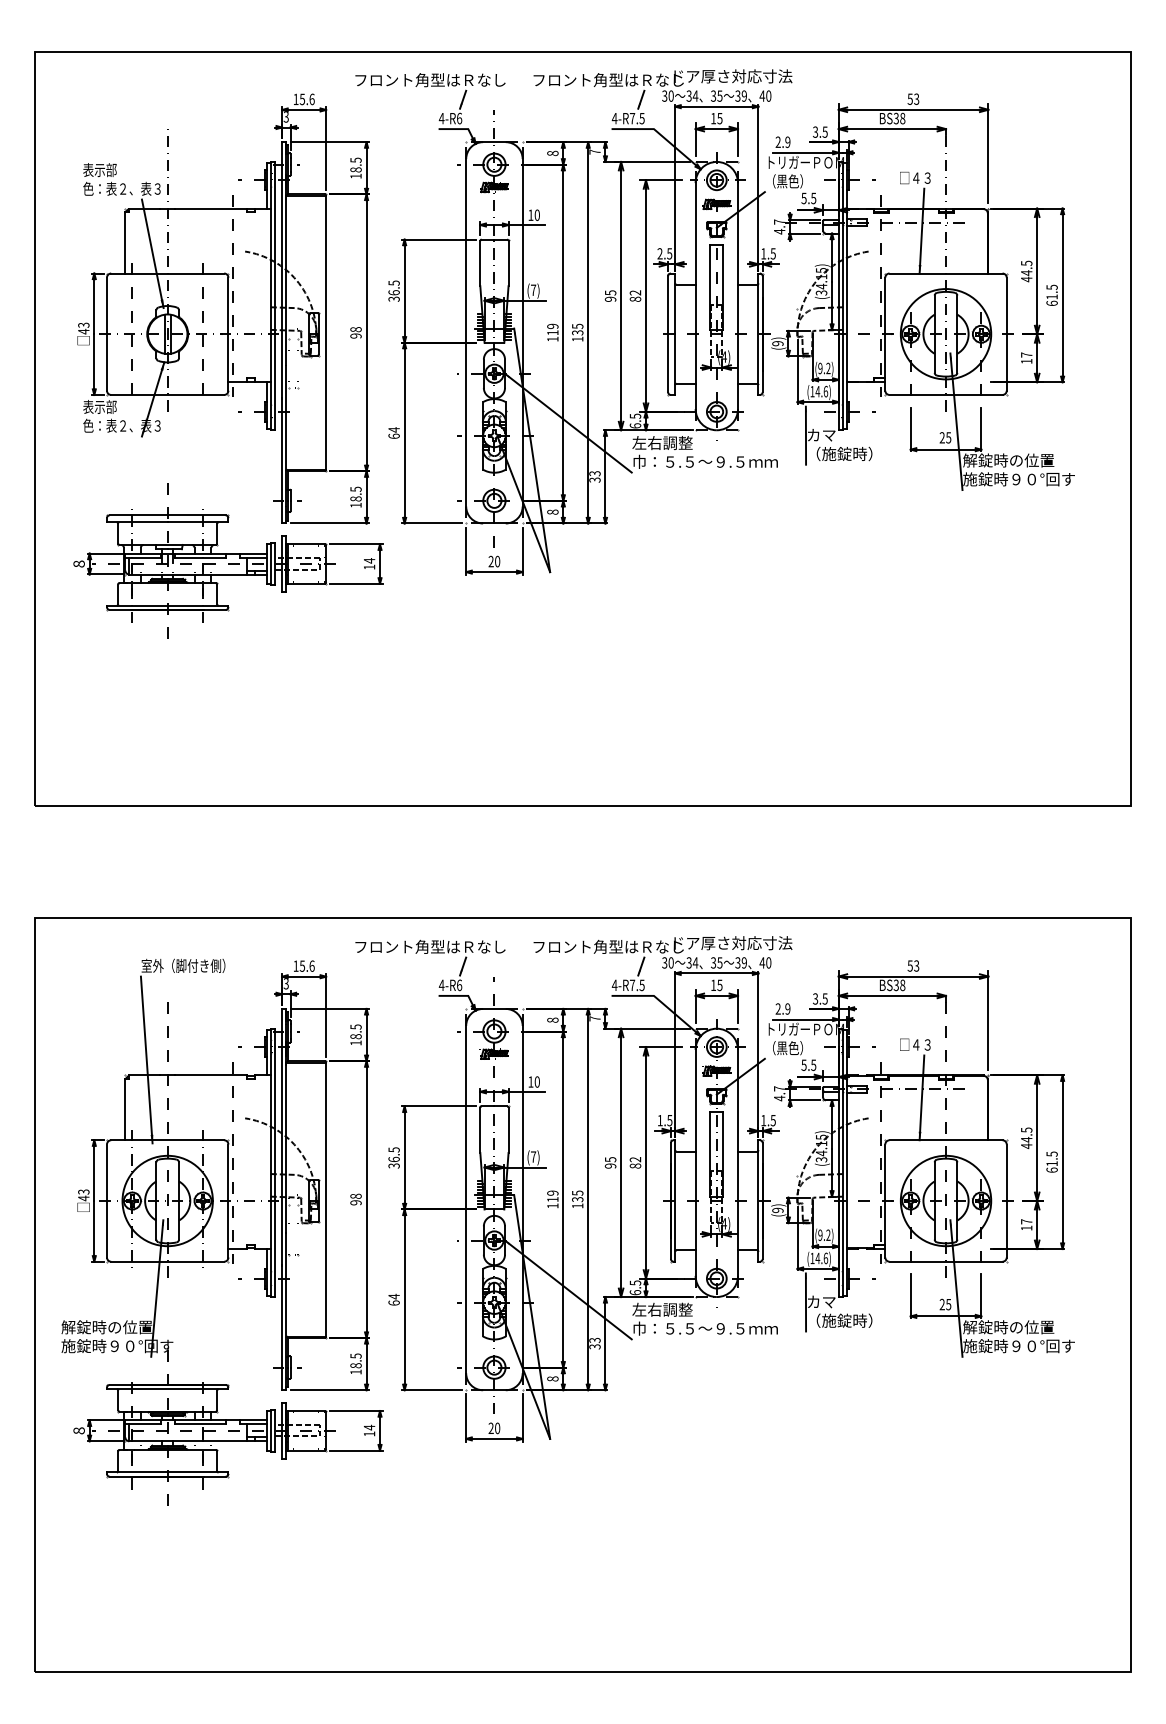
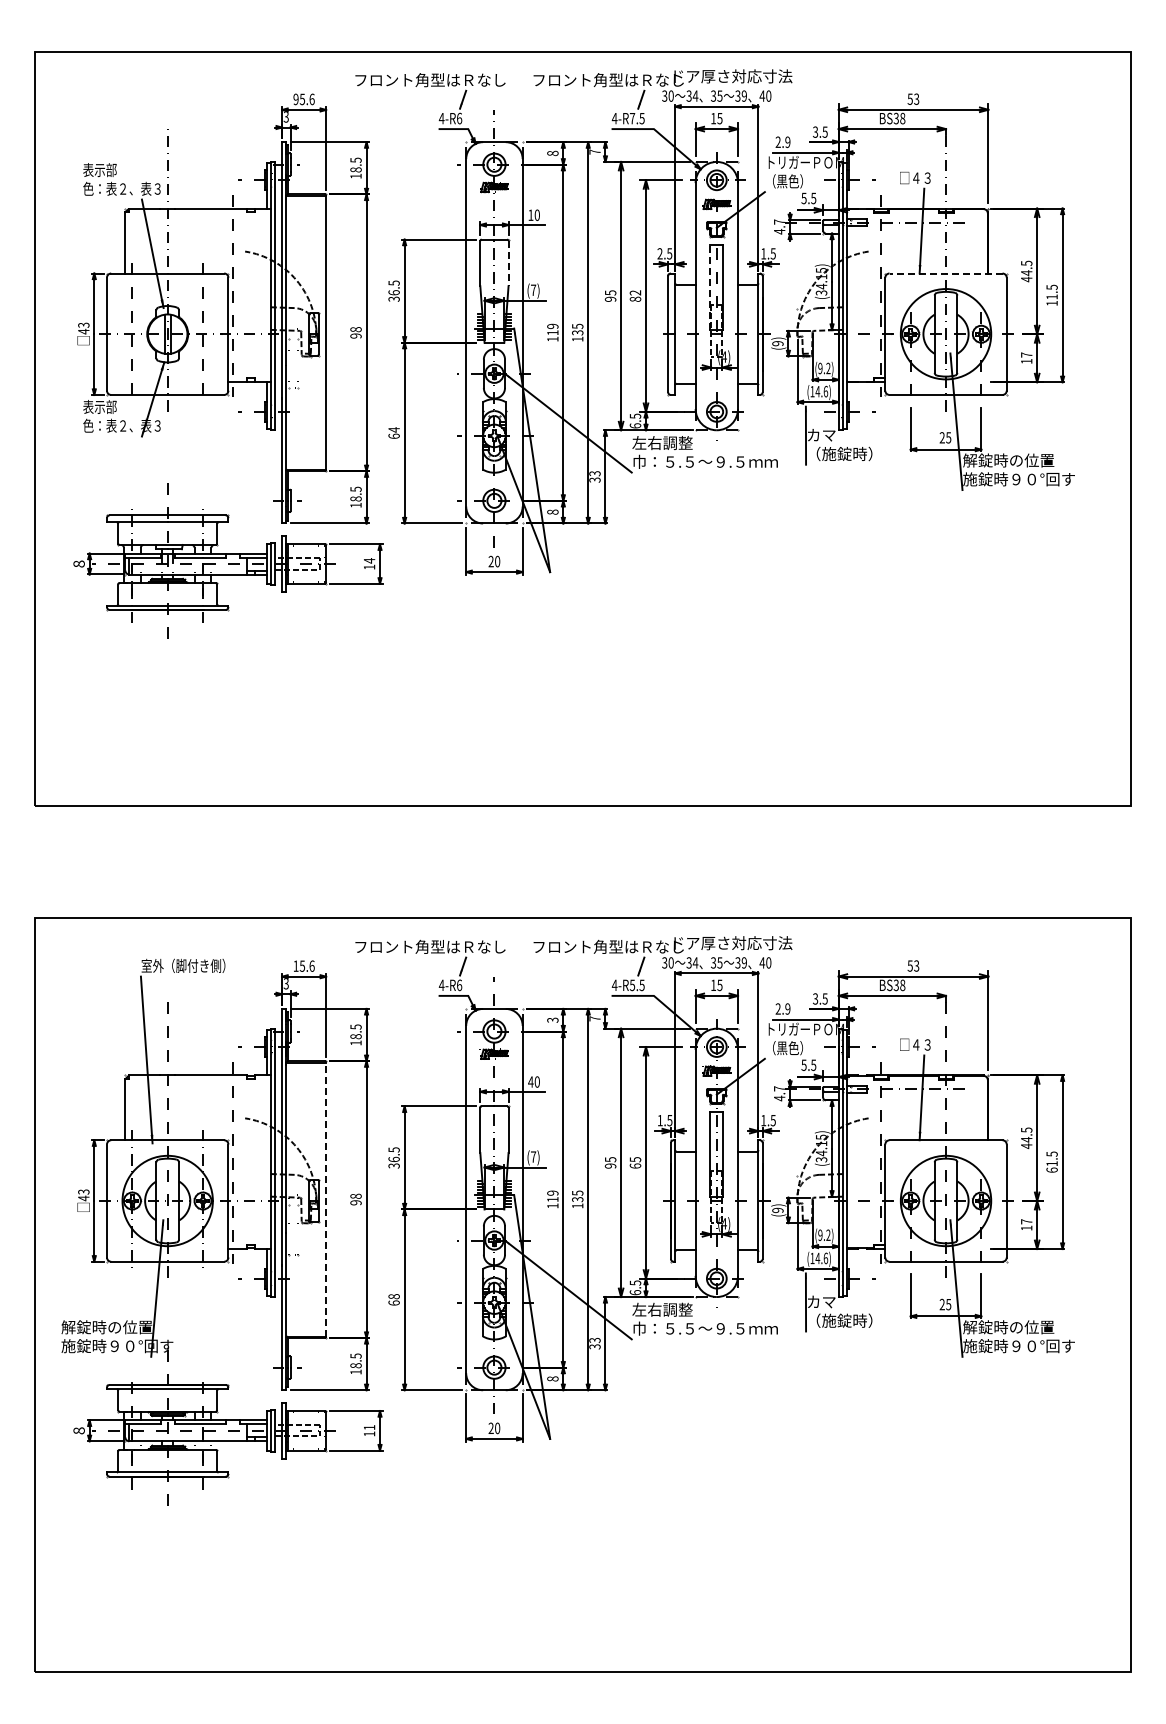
text: 15.6 -> 95.6 (295, 99)
line: solid -> dashed (508, 263)
line: solid -> dashed (945, 273)
line: solid -> dashed (710, 287)
text: 61.5 -> 11.5 (1051, 302)
text: 4-R7.5 -> 4-R5.5 (632, 985)
text: 8 -> 3 (552, 1019)
text: 10 -> 40 (530, 1081)
text: 82 -> 65 (635, 1162)
line: solid -> dashed (326, 1199)
text: 64 -> 68 (393, 1296)
text: 14 -> 11 (369, 1427)
